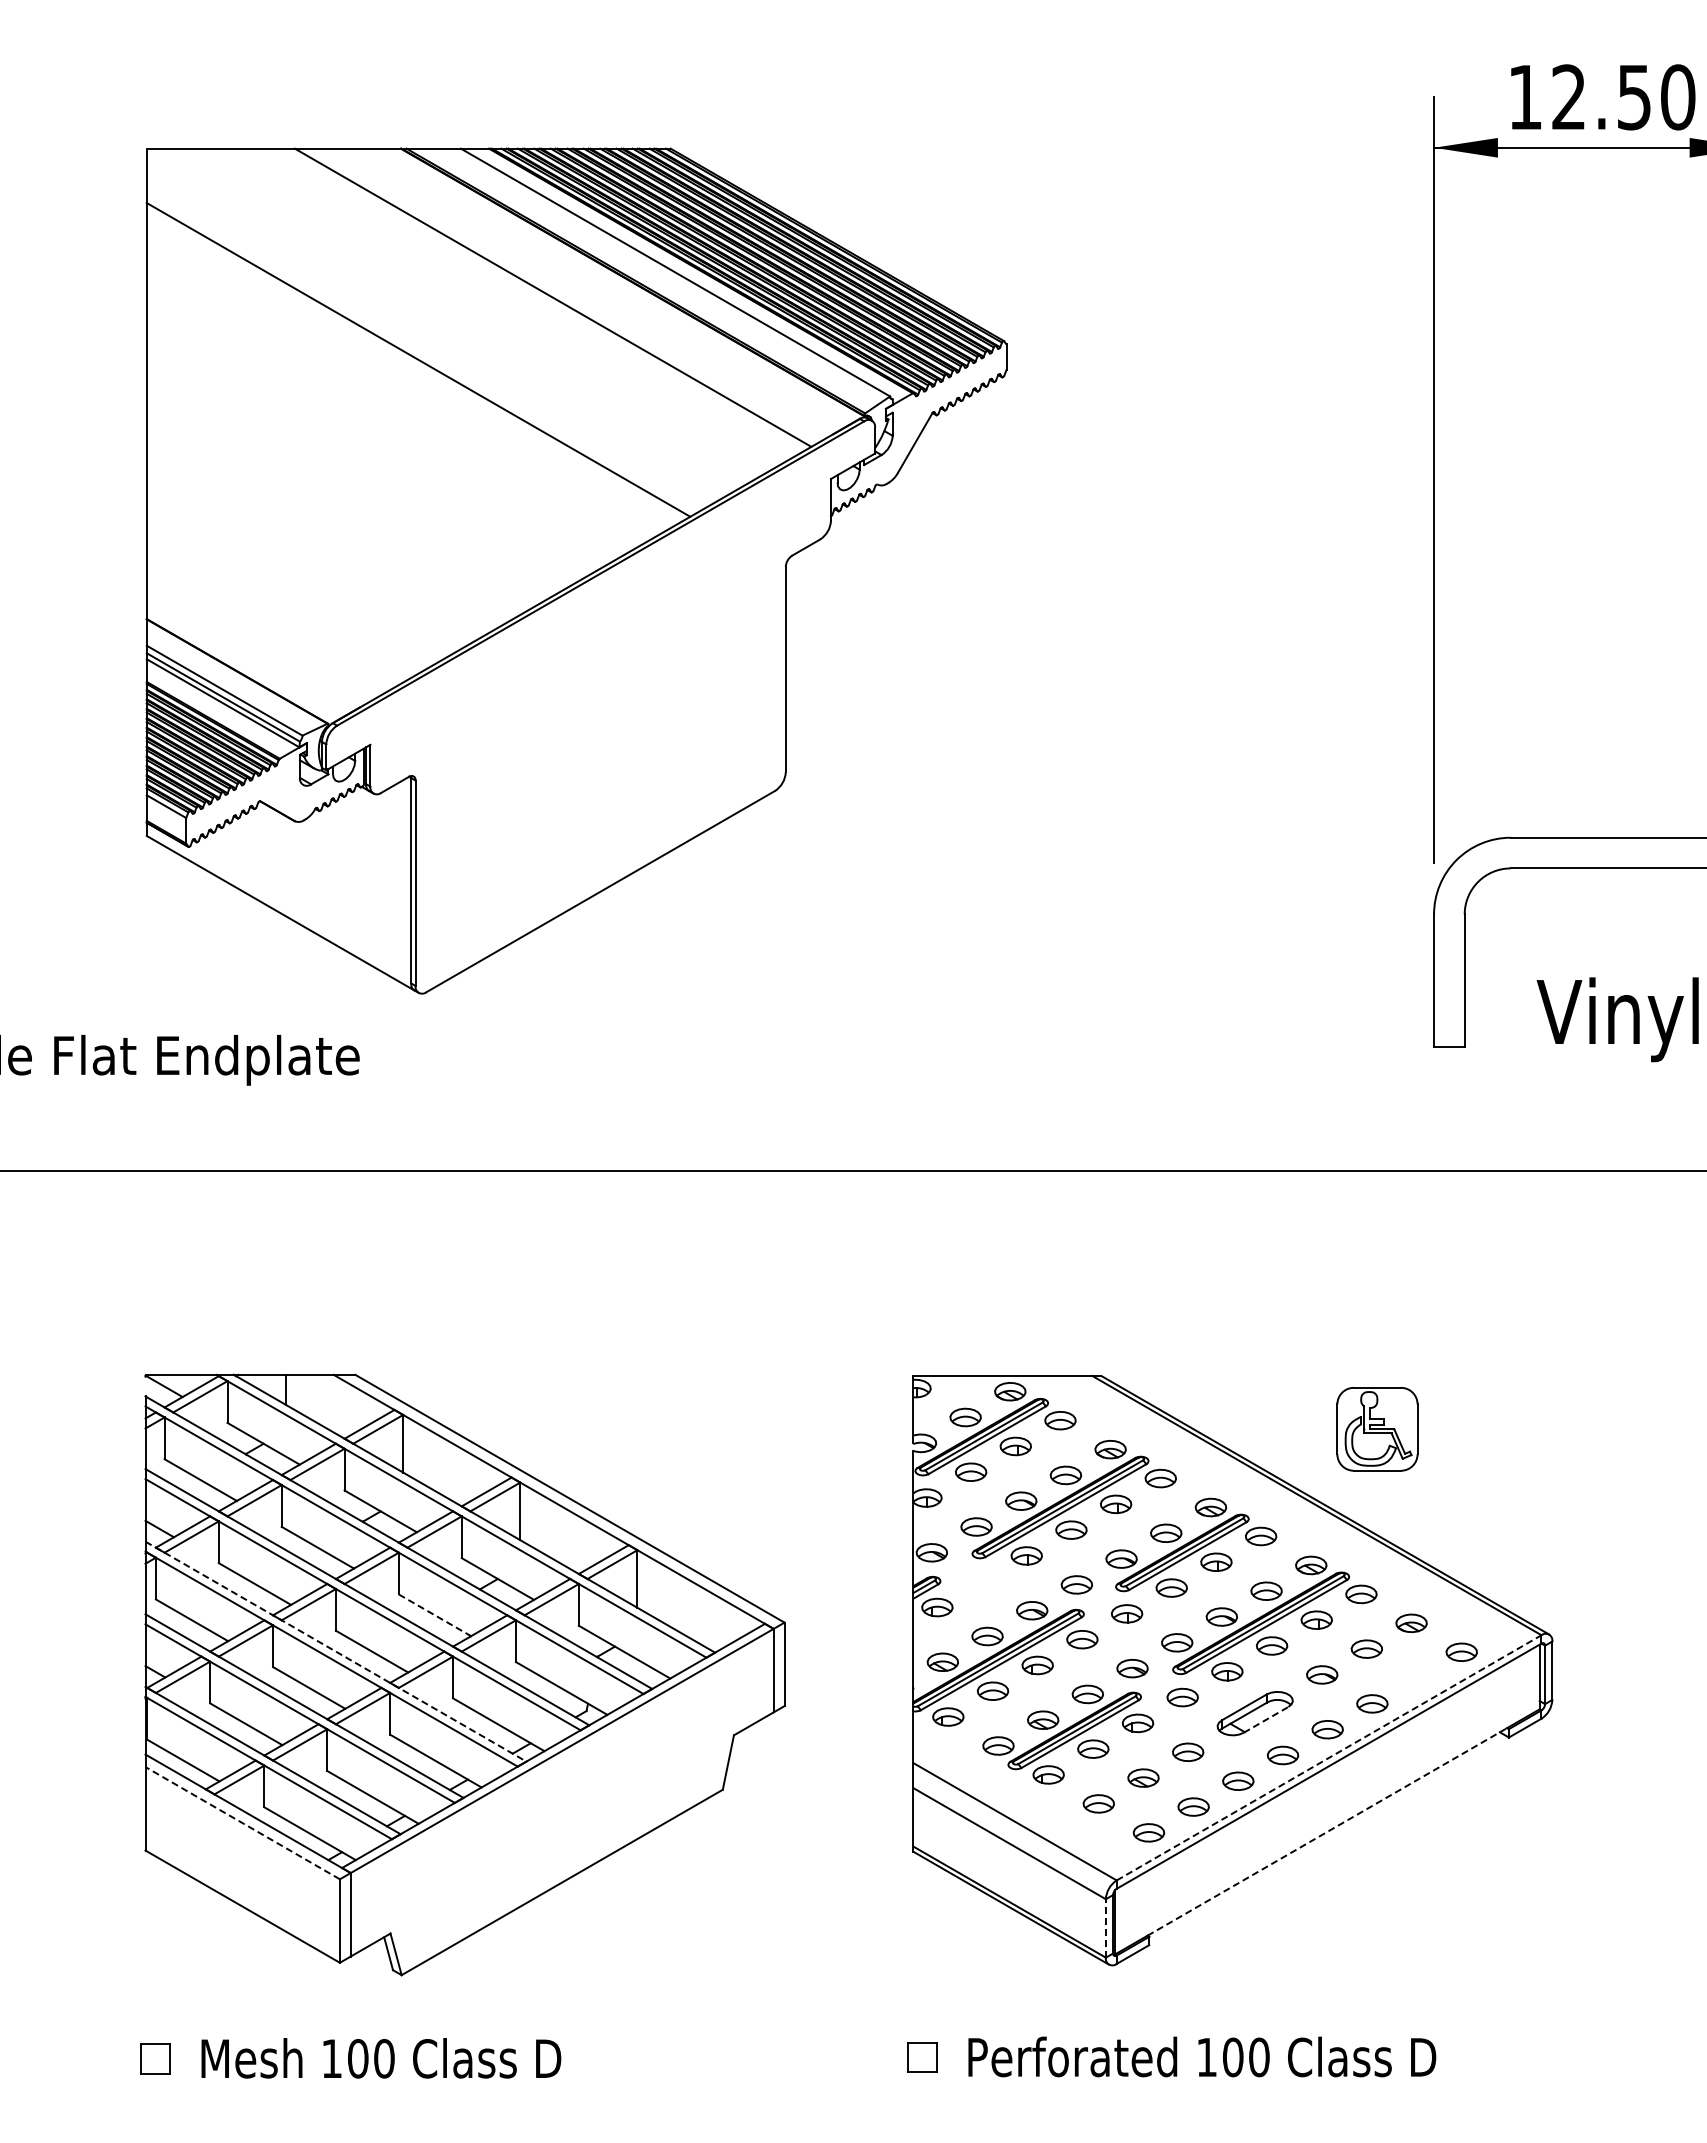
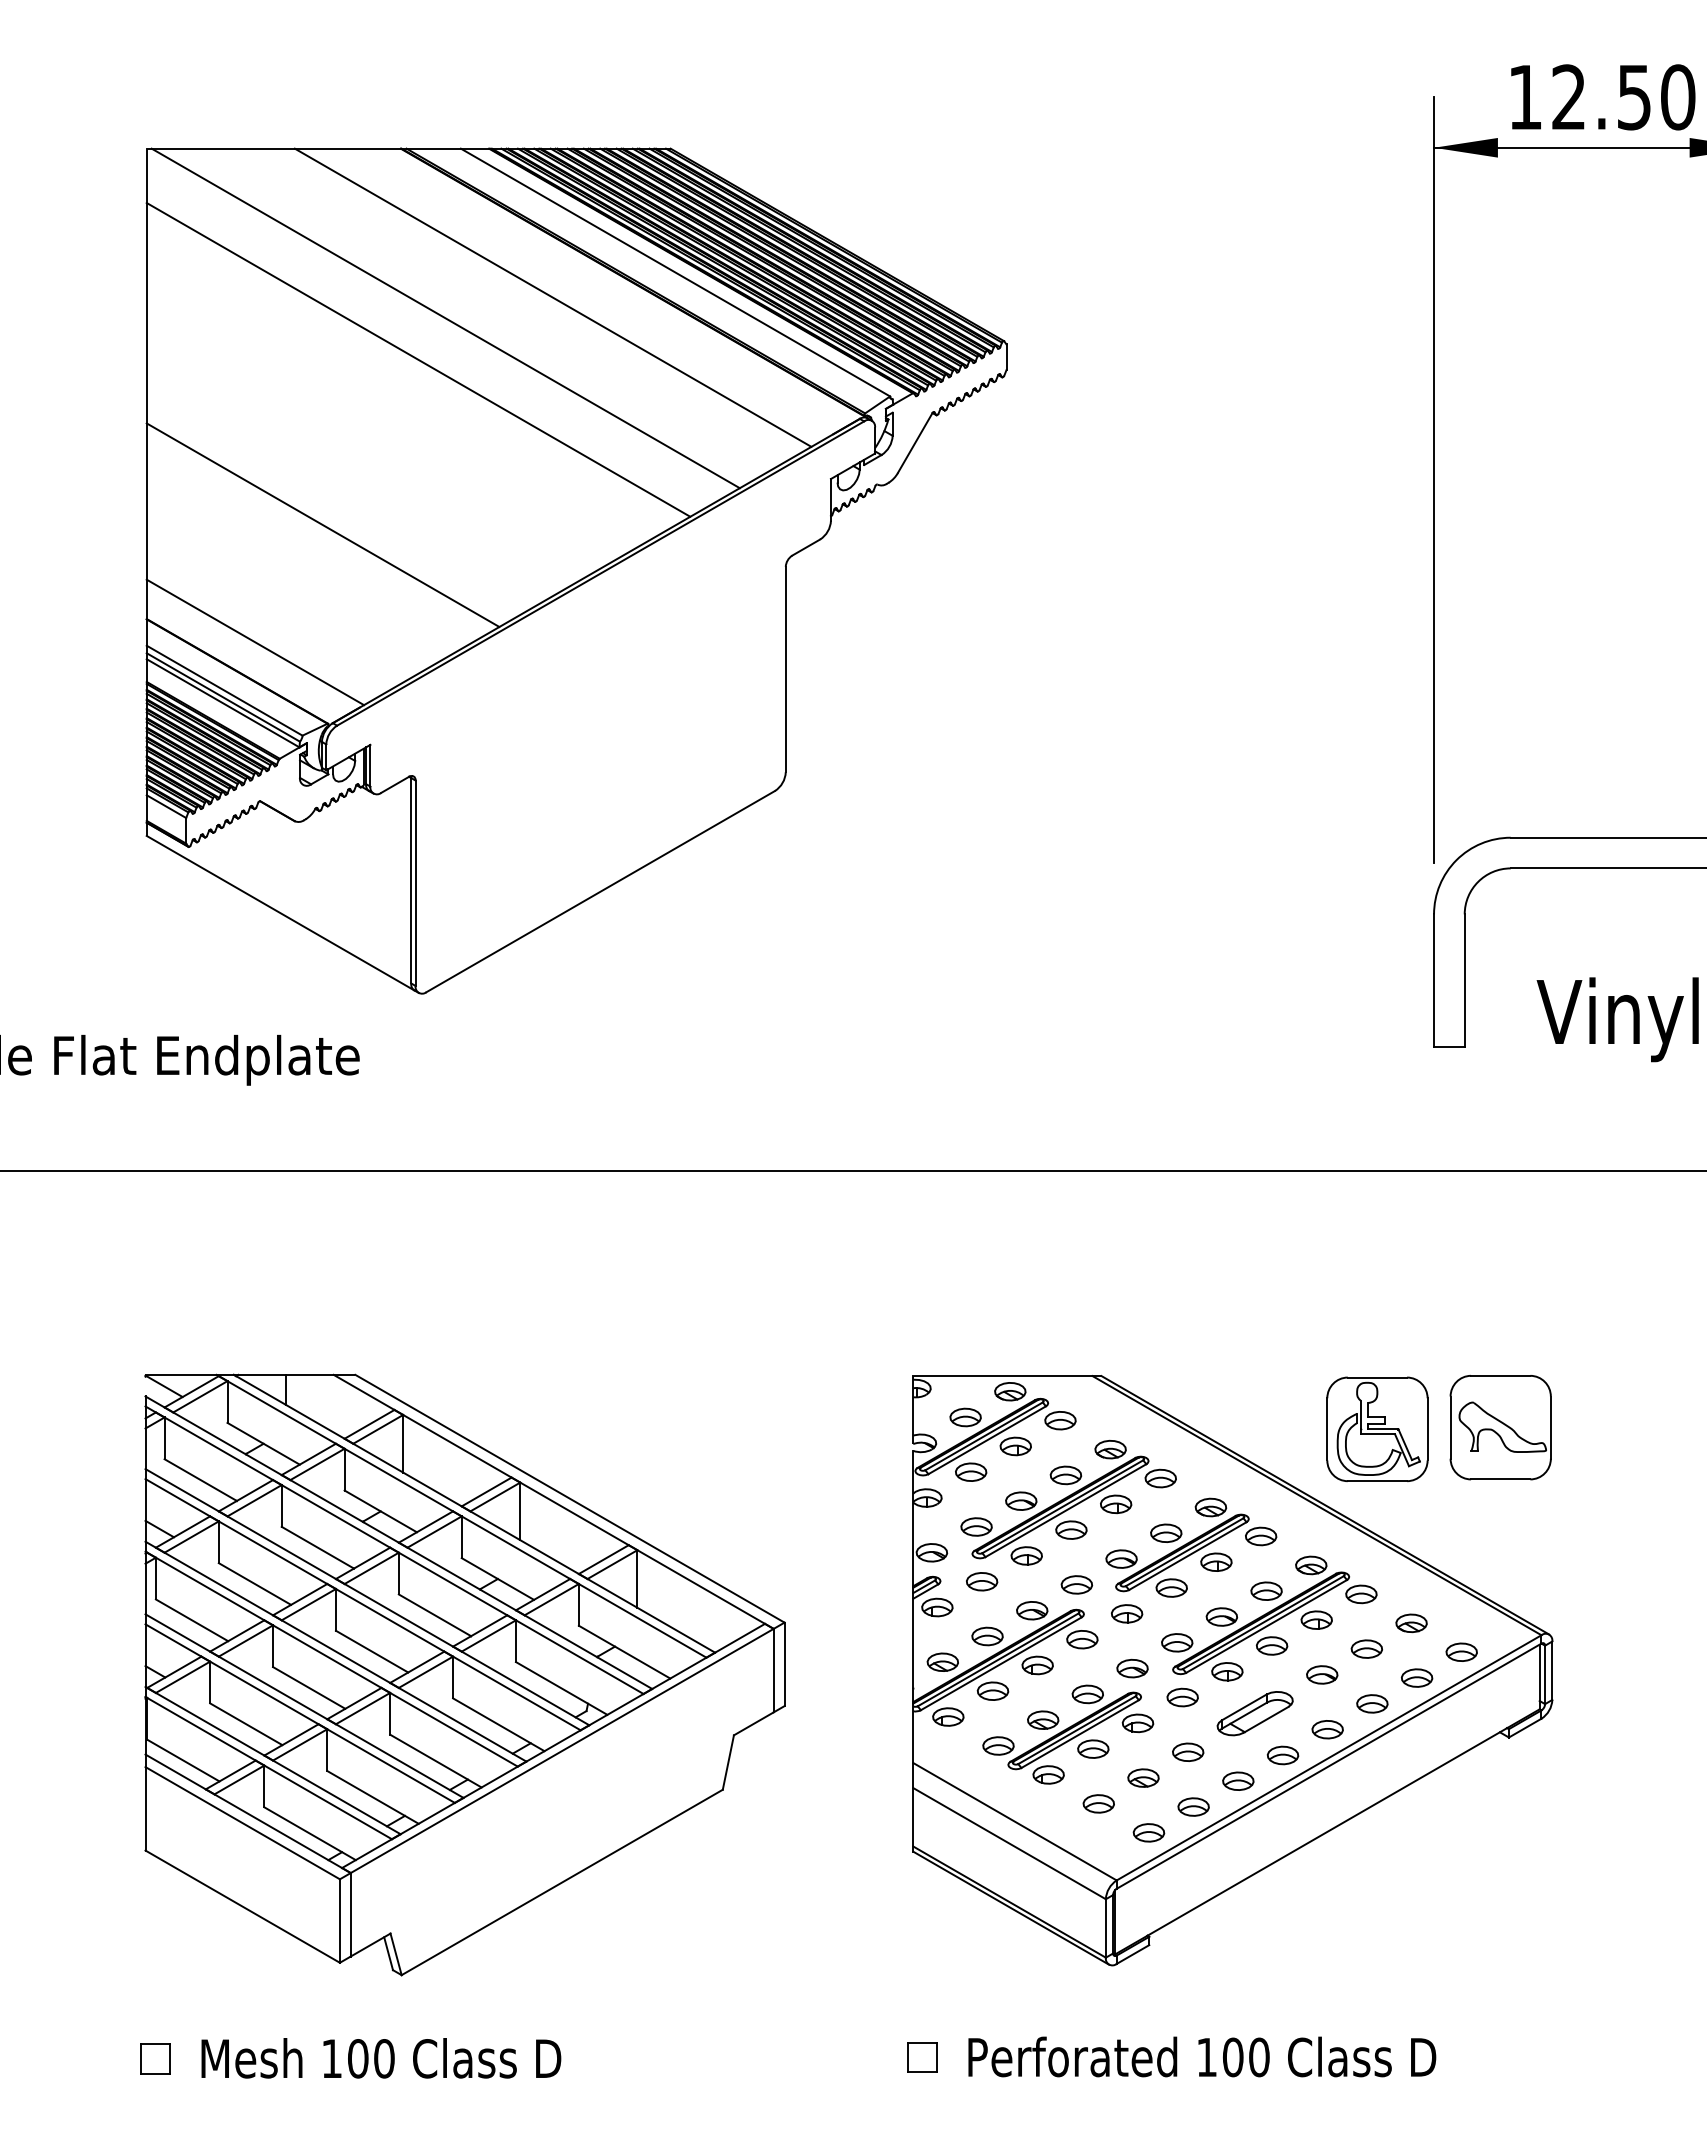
line: none -> present (445, 318)
line: none -> present (322, 524)
line: none -> present (255, 642)
part: none -> present (1500, 1427)
part size: 83x85 px -> 103x106 px (1377, 1428)
part: none -> present (982, 1581)
line: dashed -> solid (435, 1615)
line: dashed -> solid (335, 1651)
part: none -> present (1416, 1677)
line: dashed -> solid (1266, 1719)
line: dashed -> solid (1329, 1757)
line: dashed -> solid (242, 1822)
line: dashed -> solid (1327, 1831)
line: dashed -> solid (1105, 1927)
